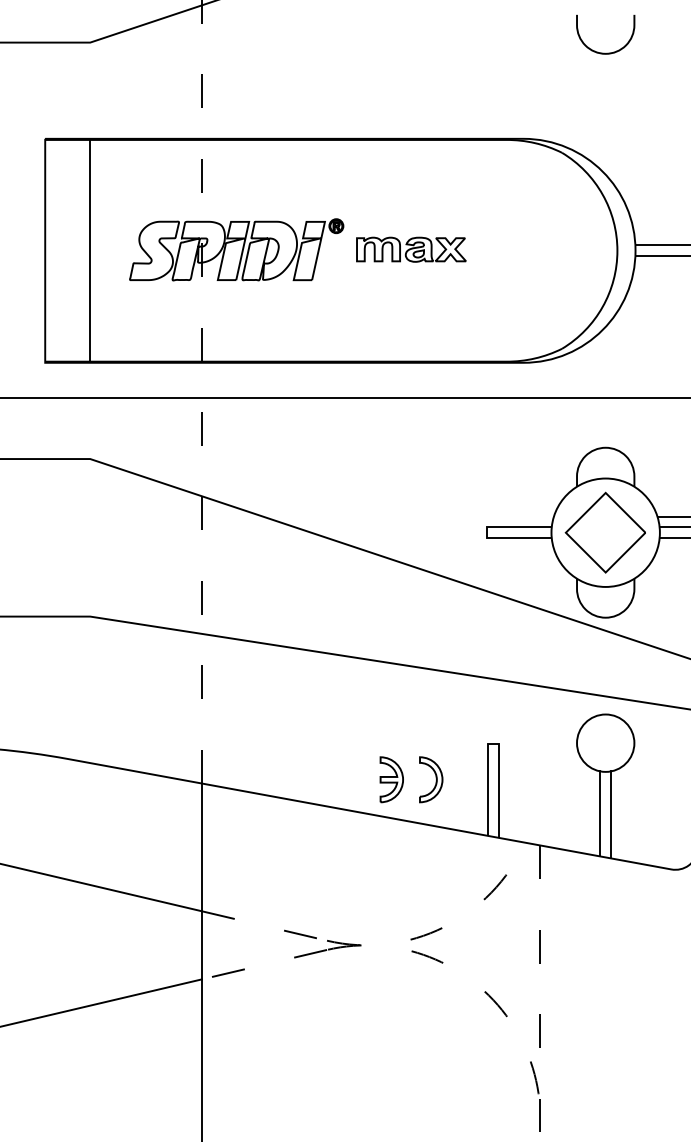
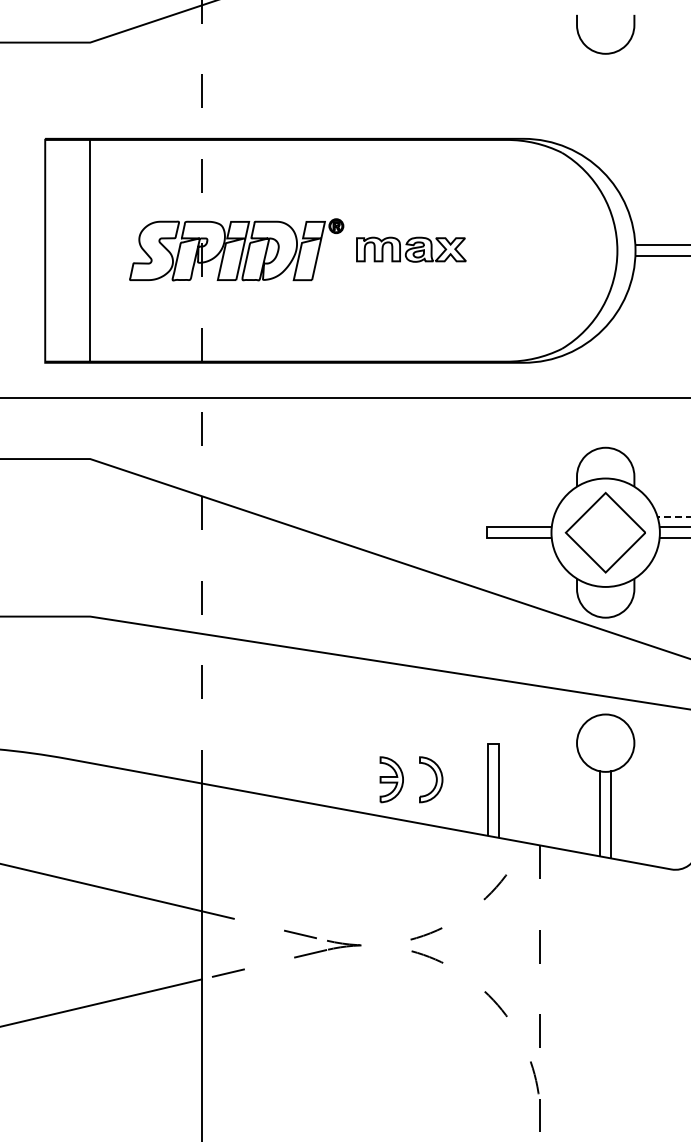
line: solid -> dashed (673, 517)
